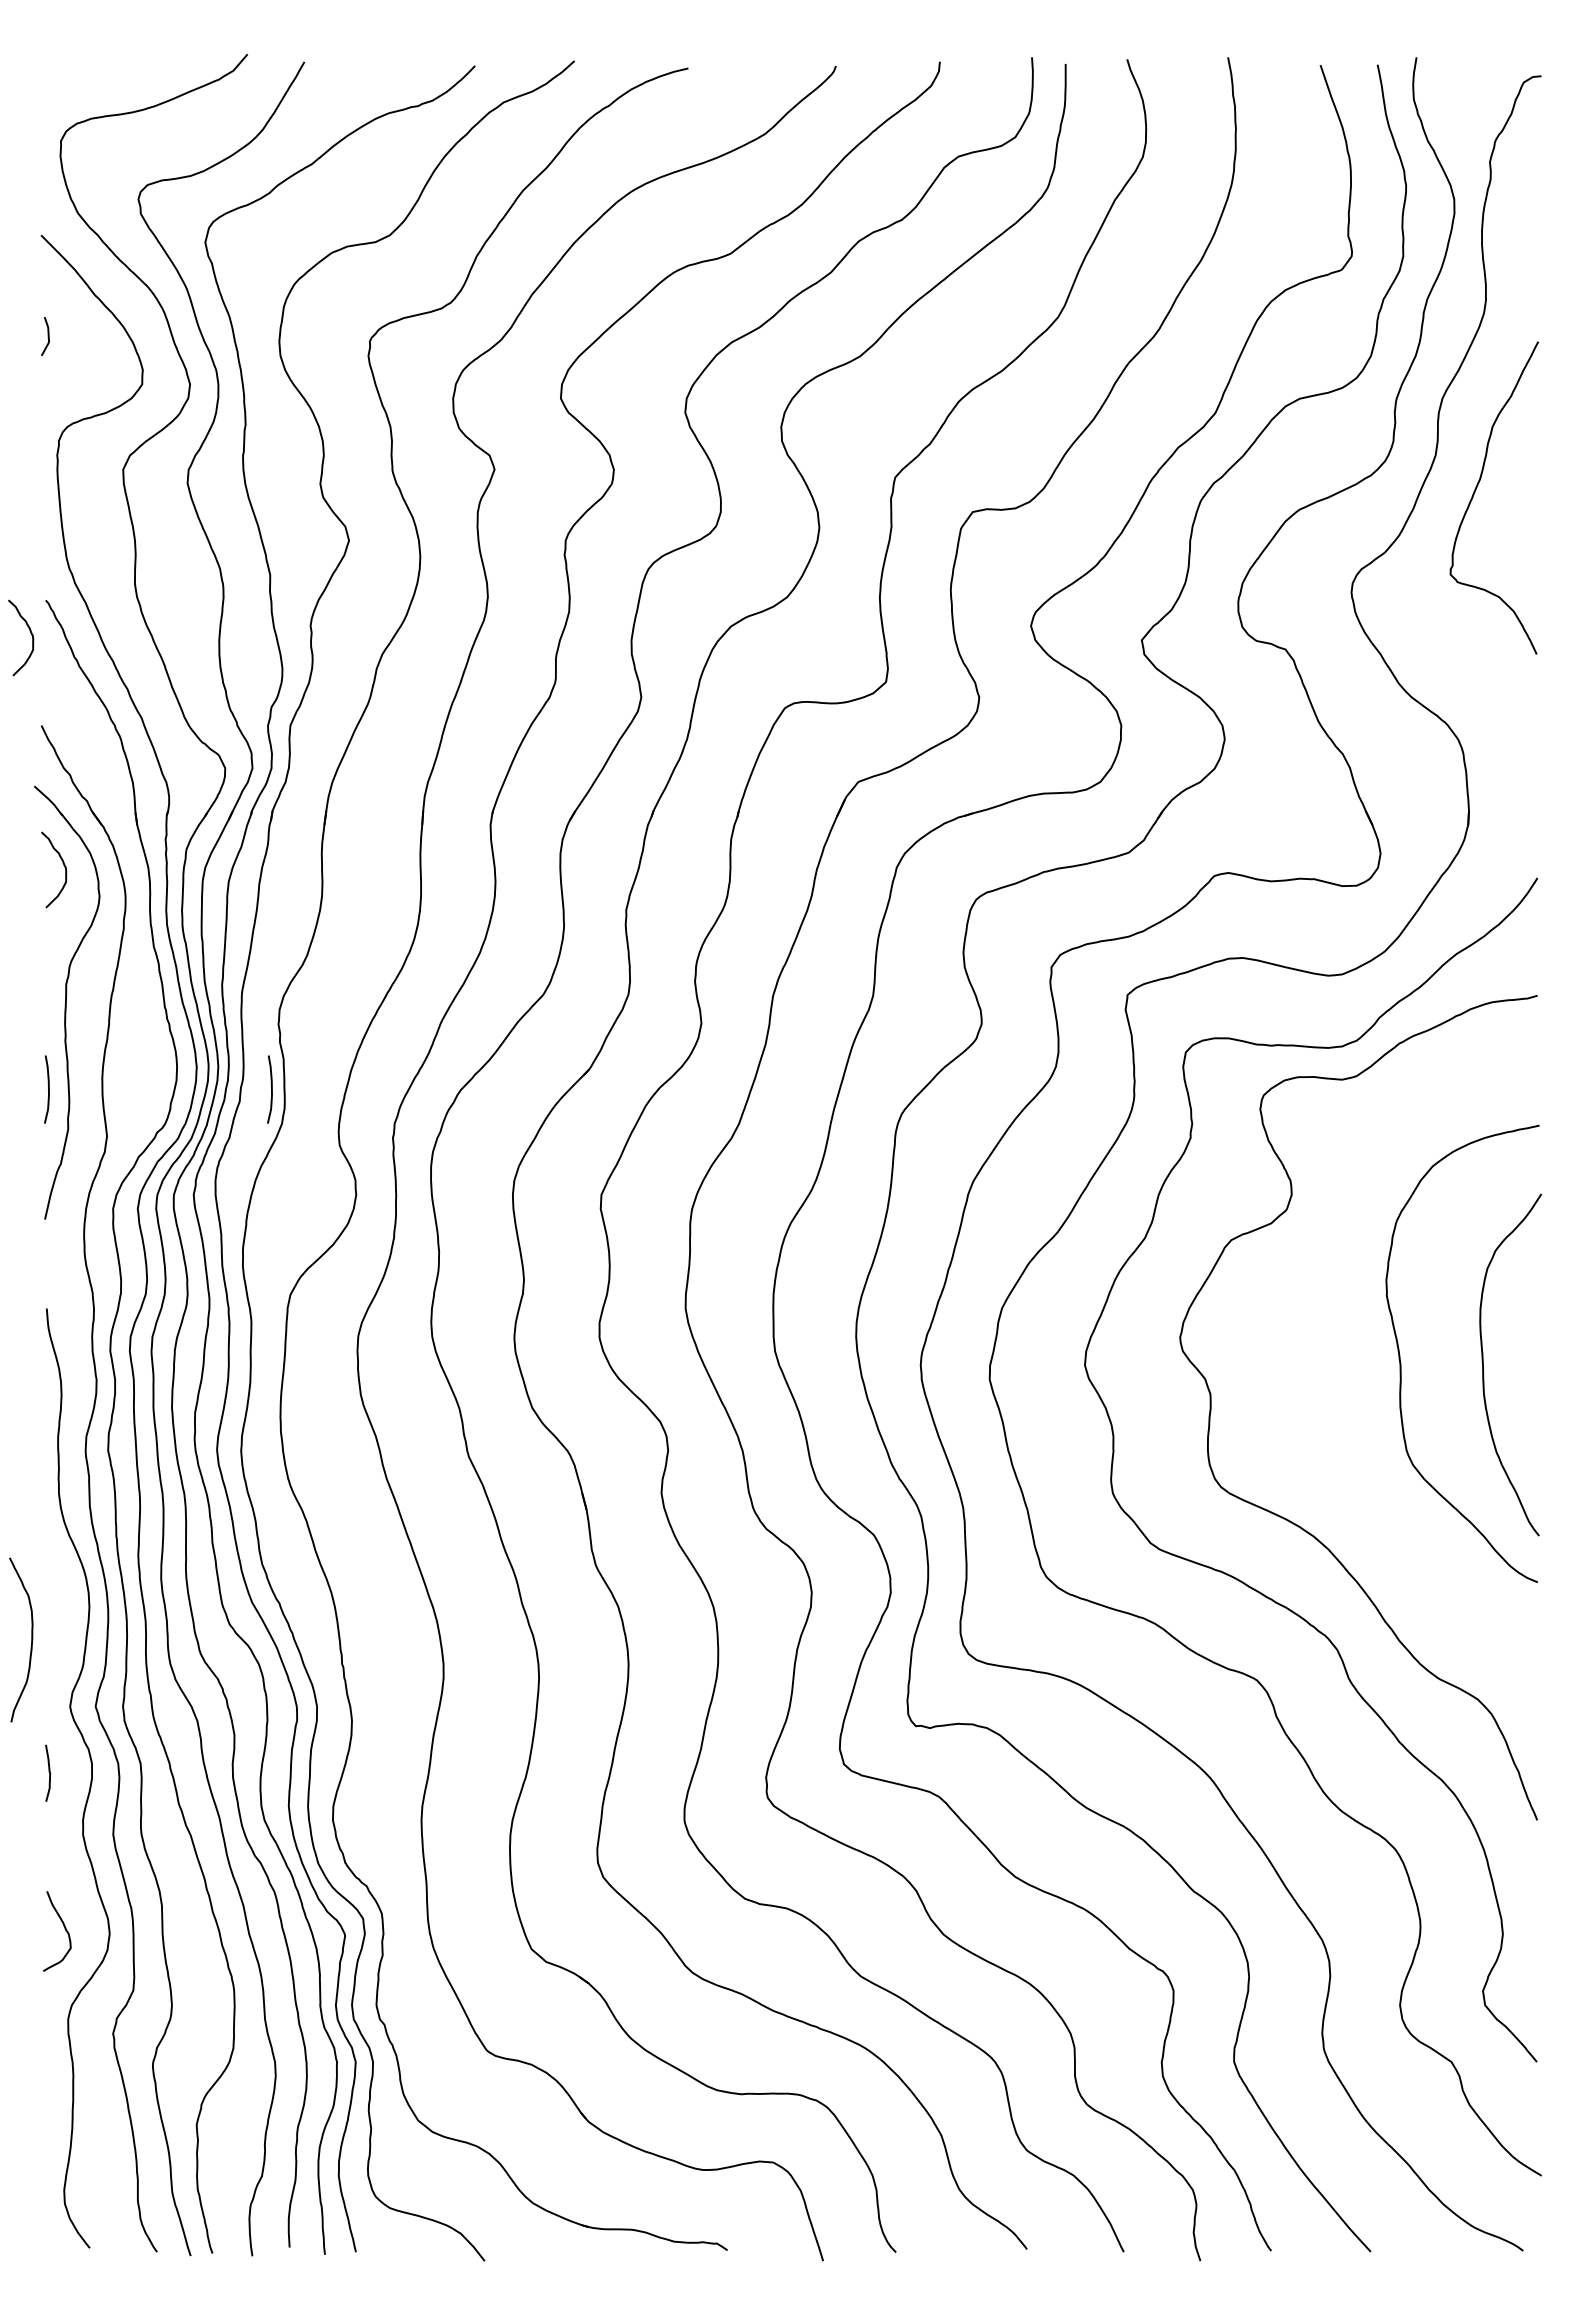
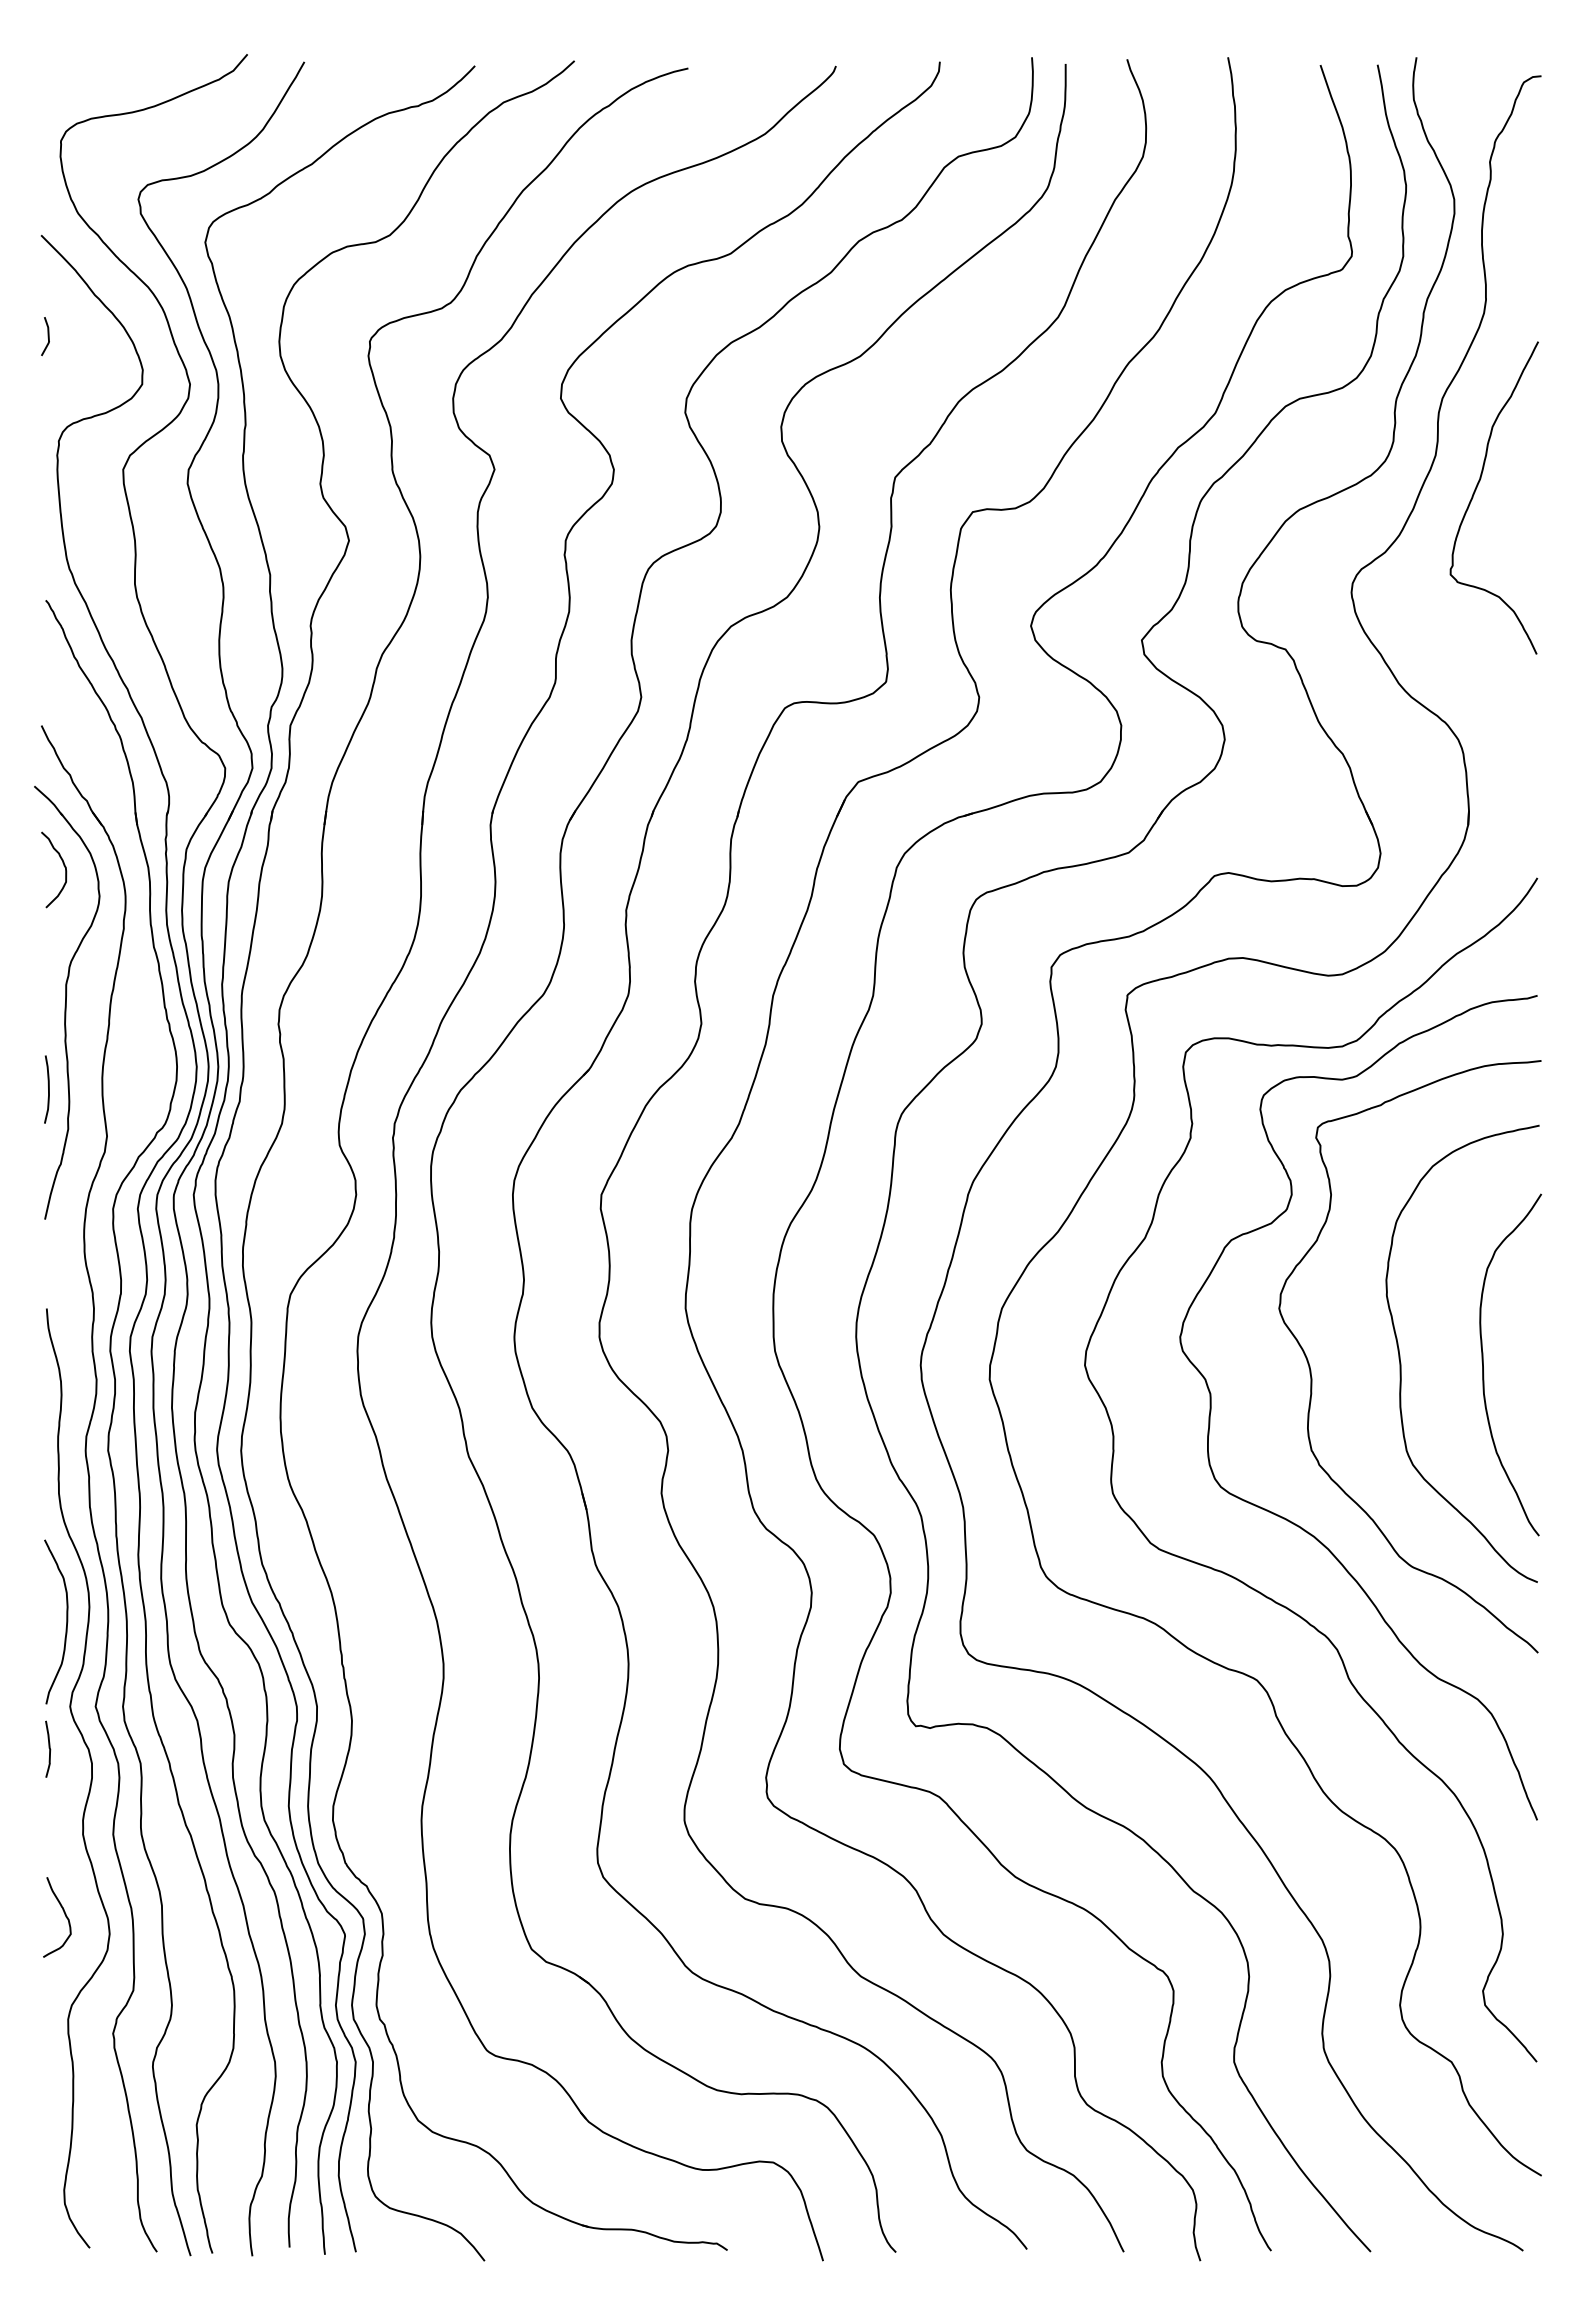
curve: present -> none (30, 633)
curve: present -> none (271, 1089)
curve: none -> present (1311, 1370)
curve position: (31, 1639) -> (66, 1621) (66, 1621)
curve position: (48, 1772) -> (48, 1748) (48, 1748)
curve position: (64, 1928) -> (64, 1914) (64, 1914)
